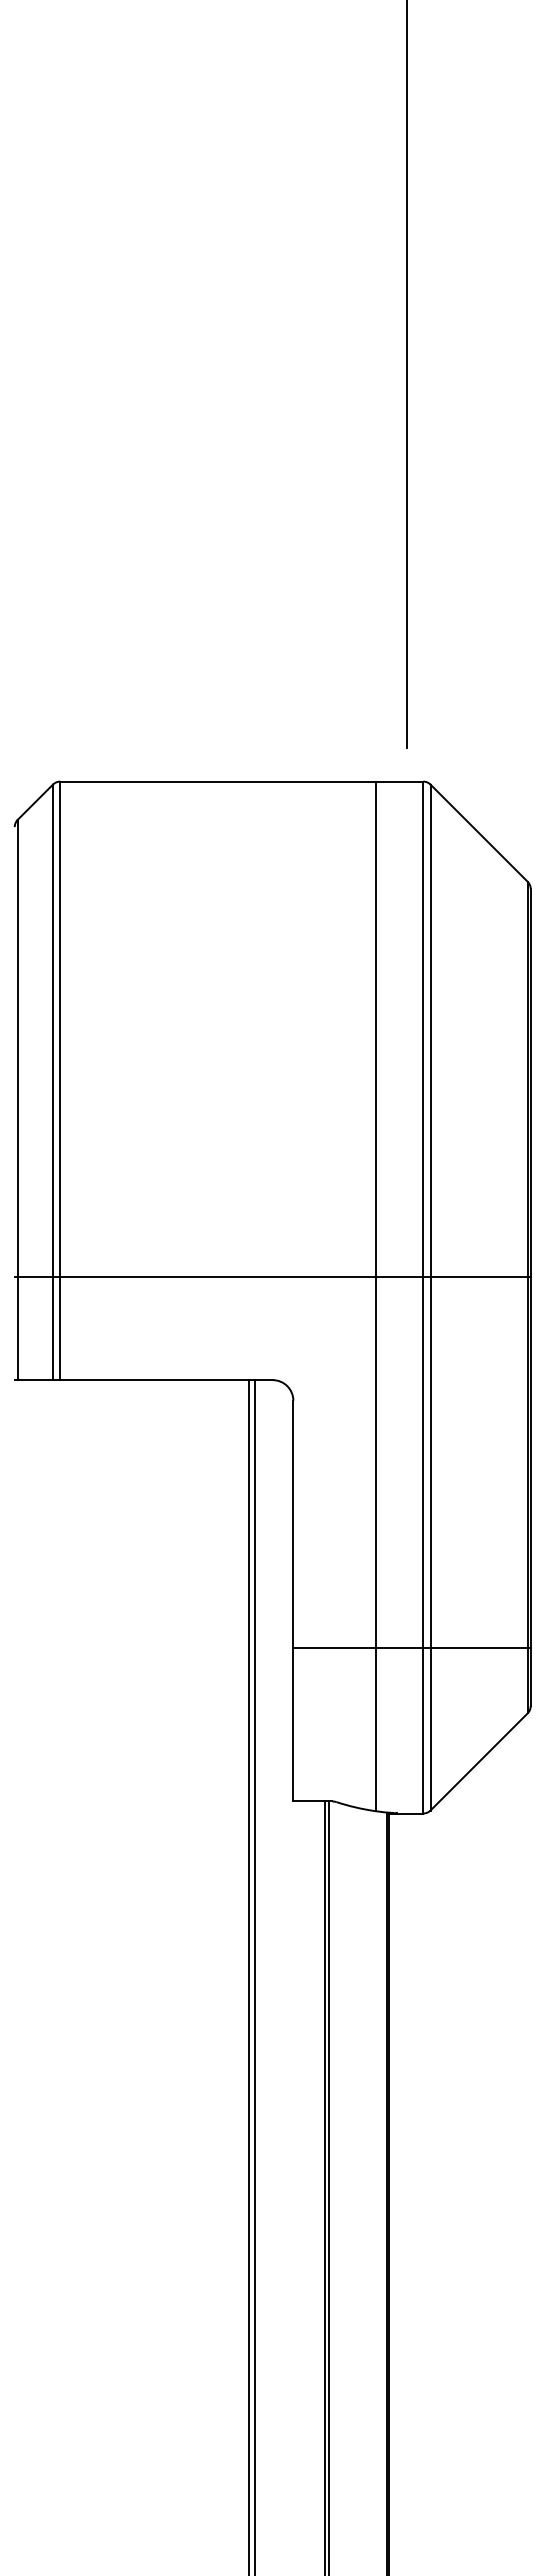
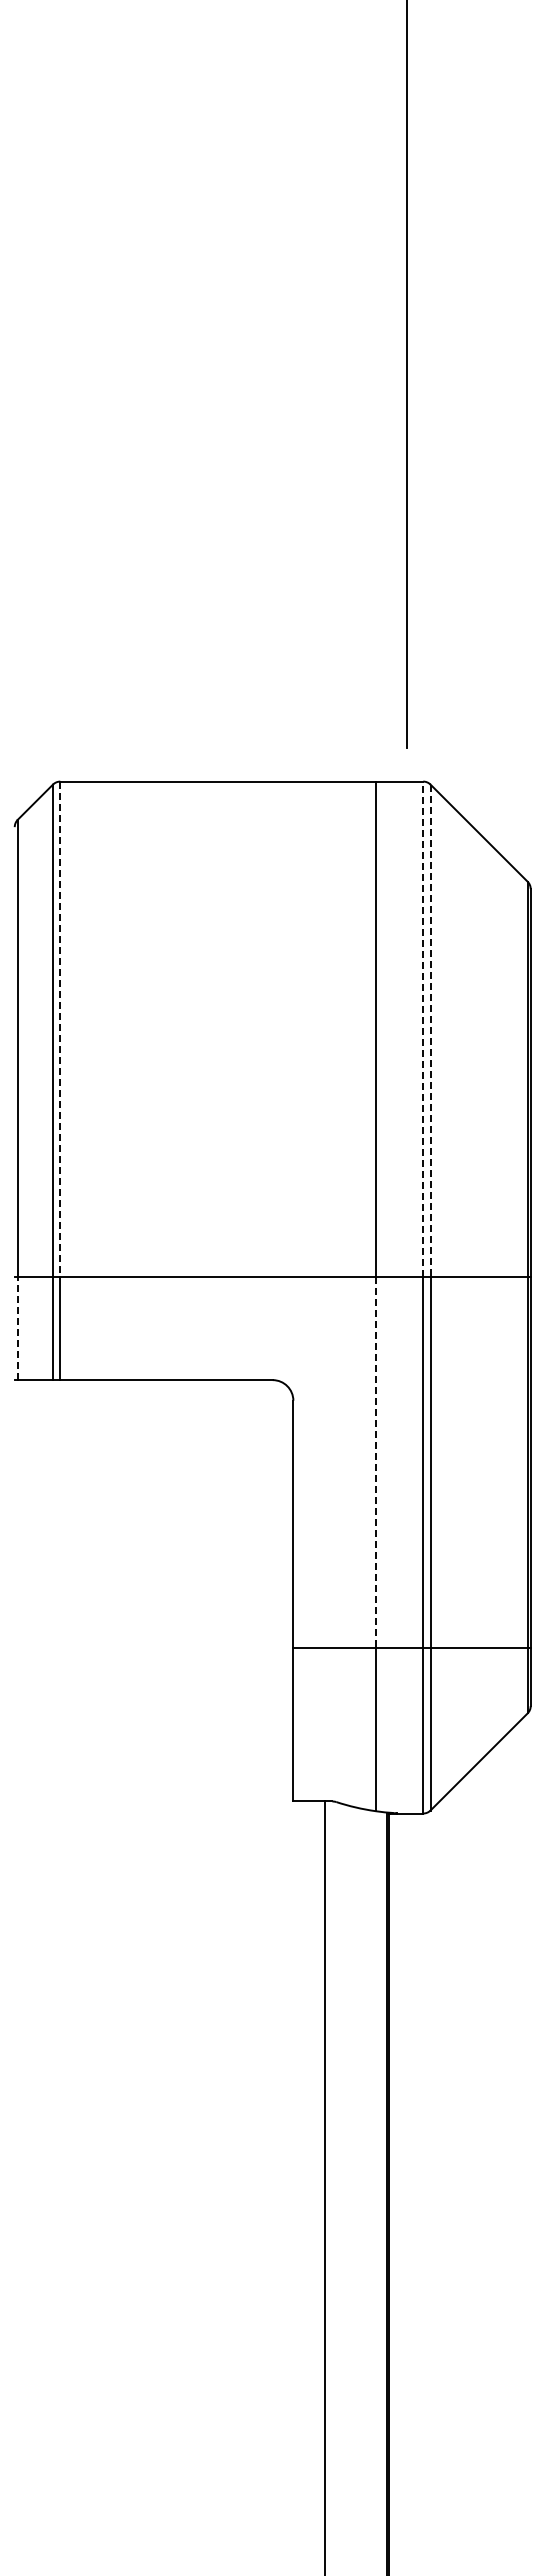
line: solid -> dashed (60, 1029)
line: solid -> dashed (423, 1029)
line: solid -> dashed (430, 1031)
line: solid -> dashed (17, 1328)
line: solid -> dashed (375, 1462)
line: present -> none (249, 1976)
line: present -> none (255, 1976)
line: present -> none (329, 2186)
